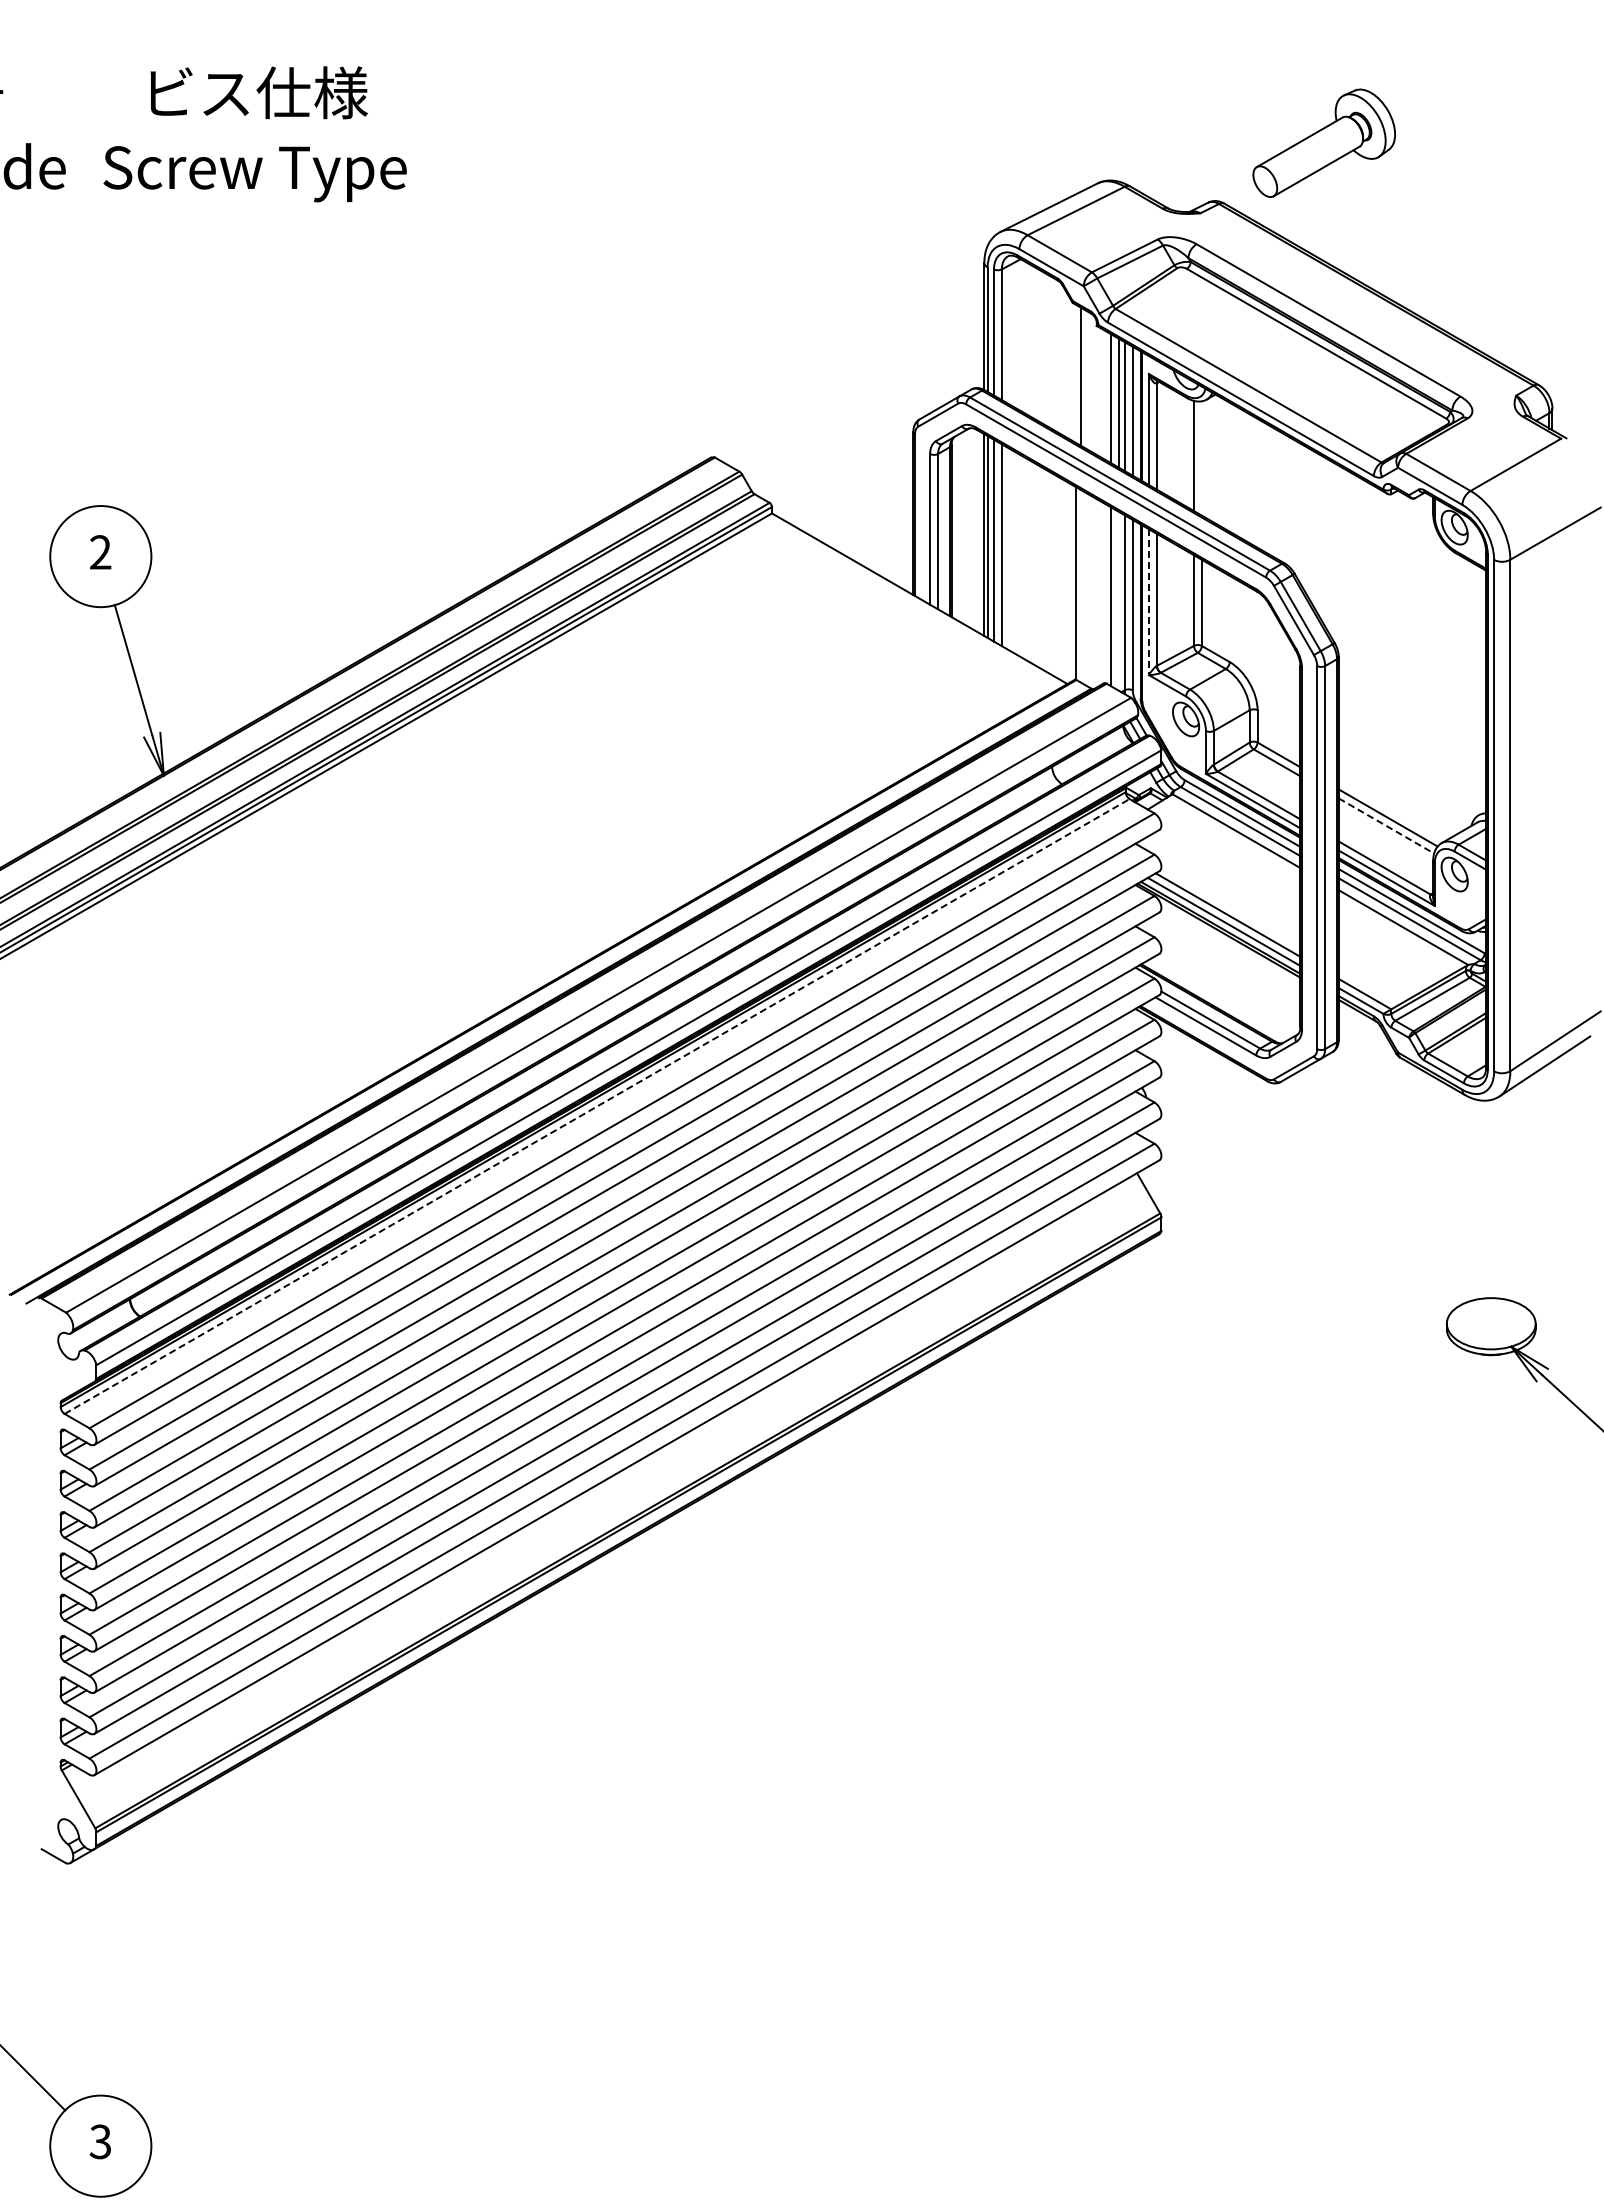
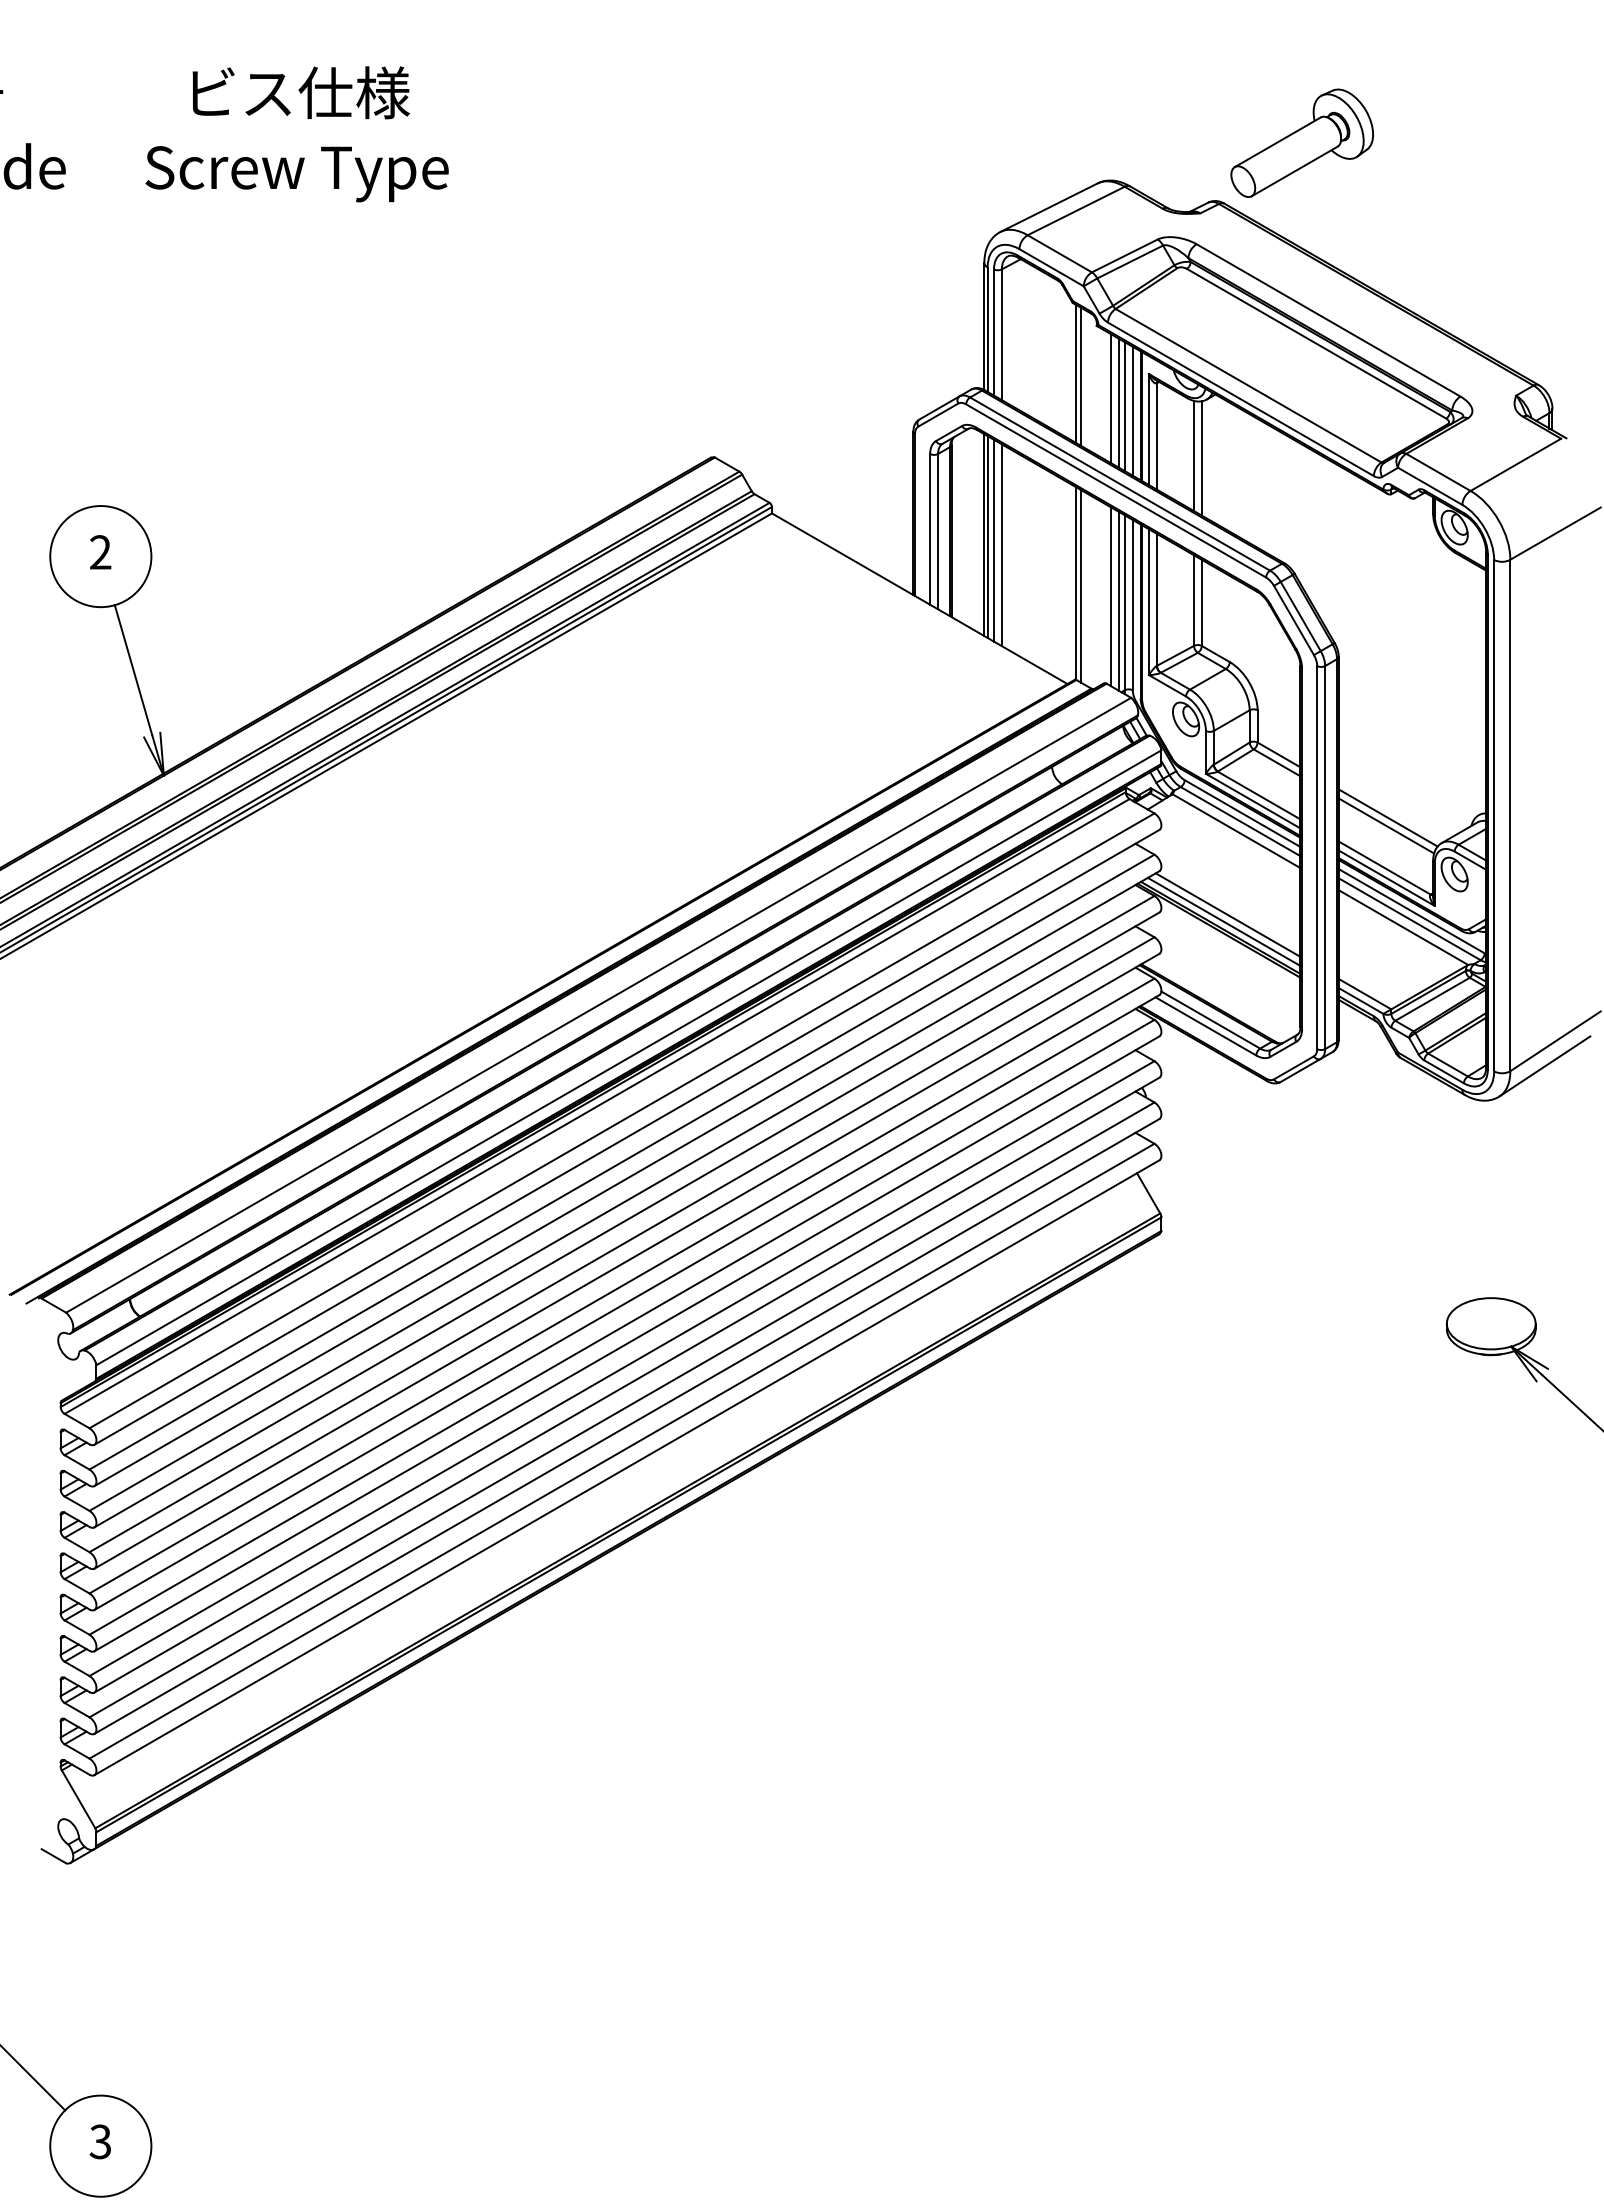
text position: (254, 134) -> (296, 134) (296, 134)
part position: (1323, 142) -> (1301, 142) (1301, 142)
line: none -> present (1076, 374)
line: none -> present (1201, 458)
line: none -> present (1081, 586)
line: none -> present (1118, 600)
line: dashed -> solid (1148, 602)
line: dashed -> solid (1386, 826)
line: dashed -> solid (597, 1106)
